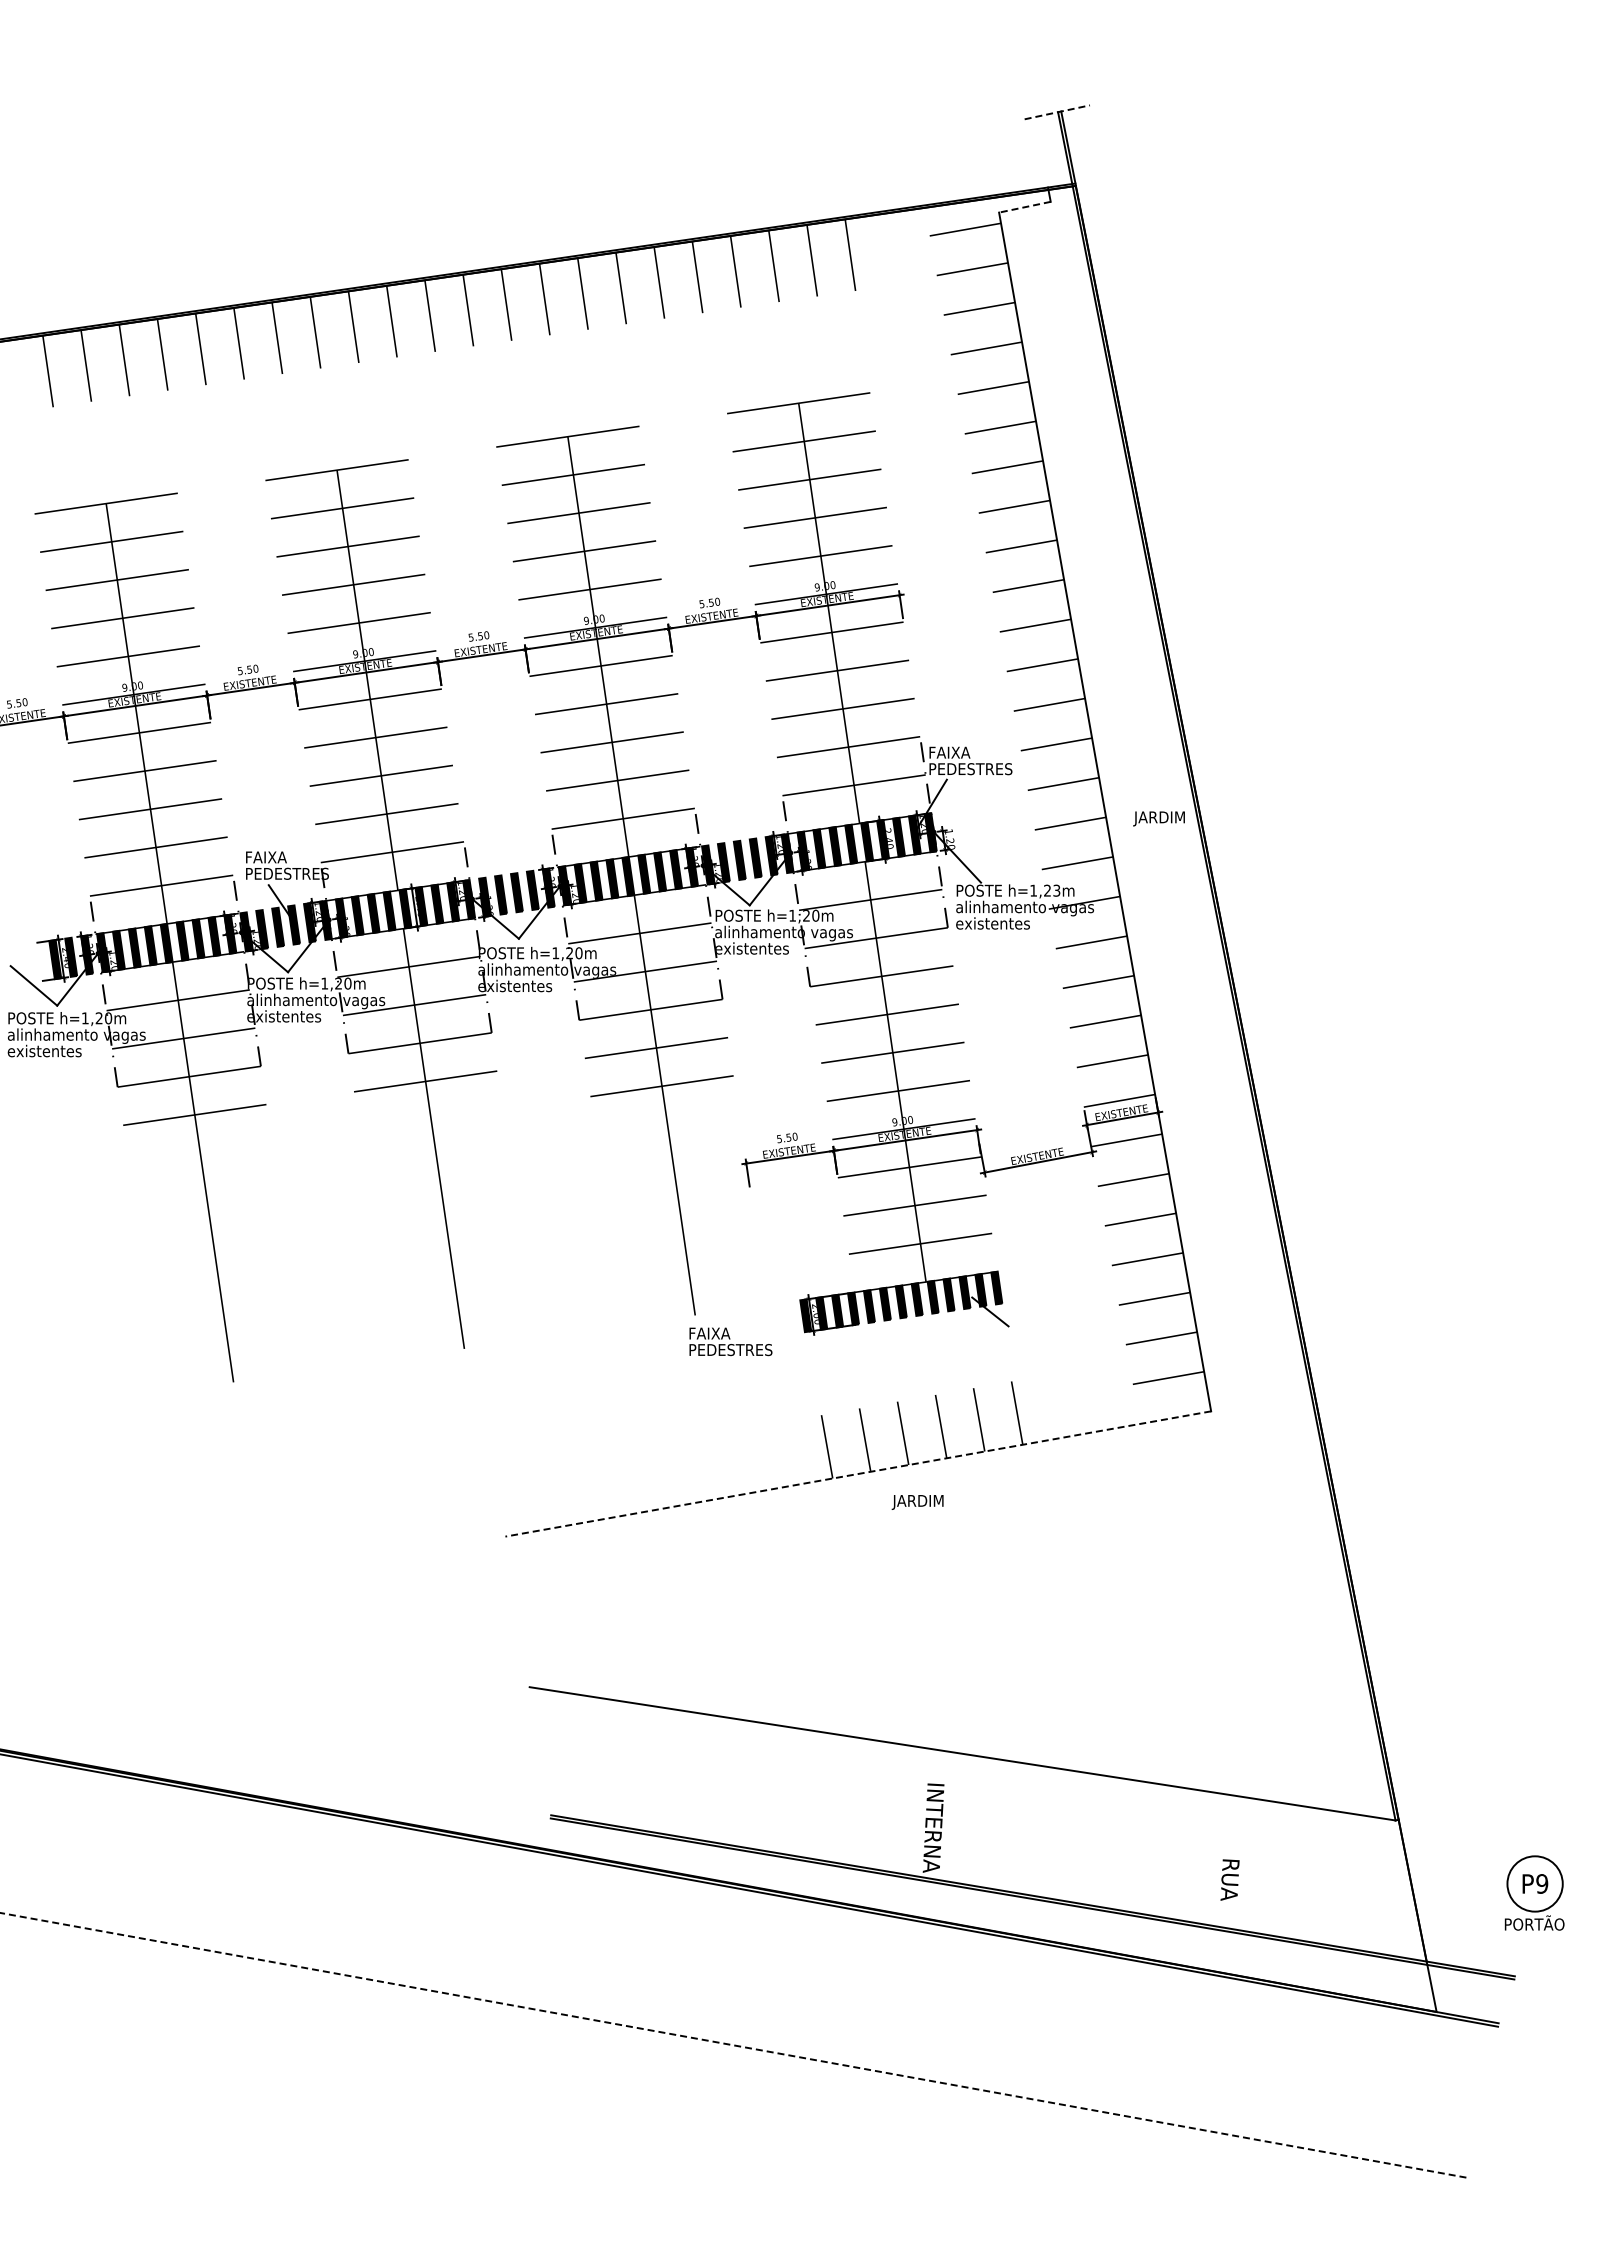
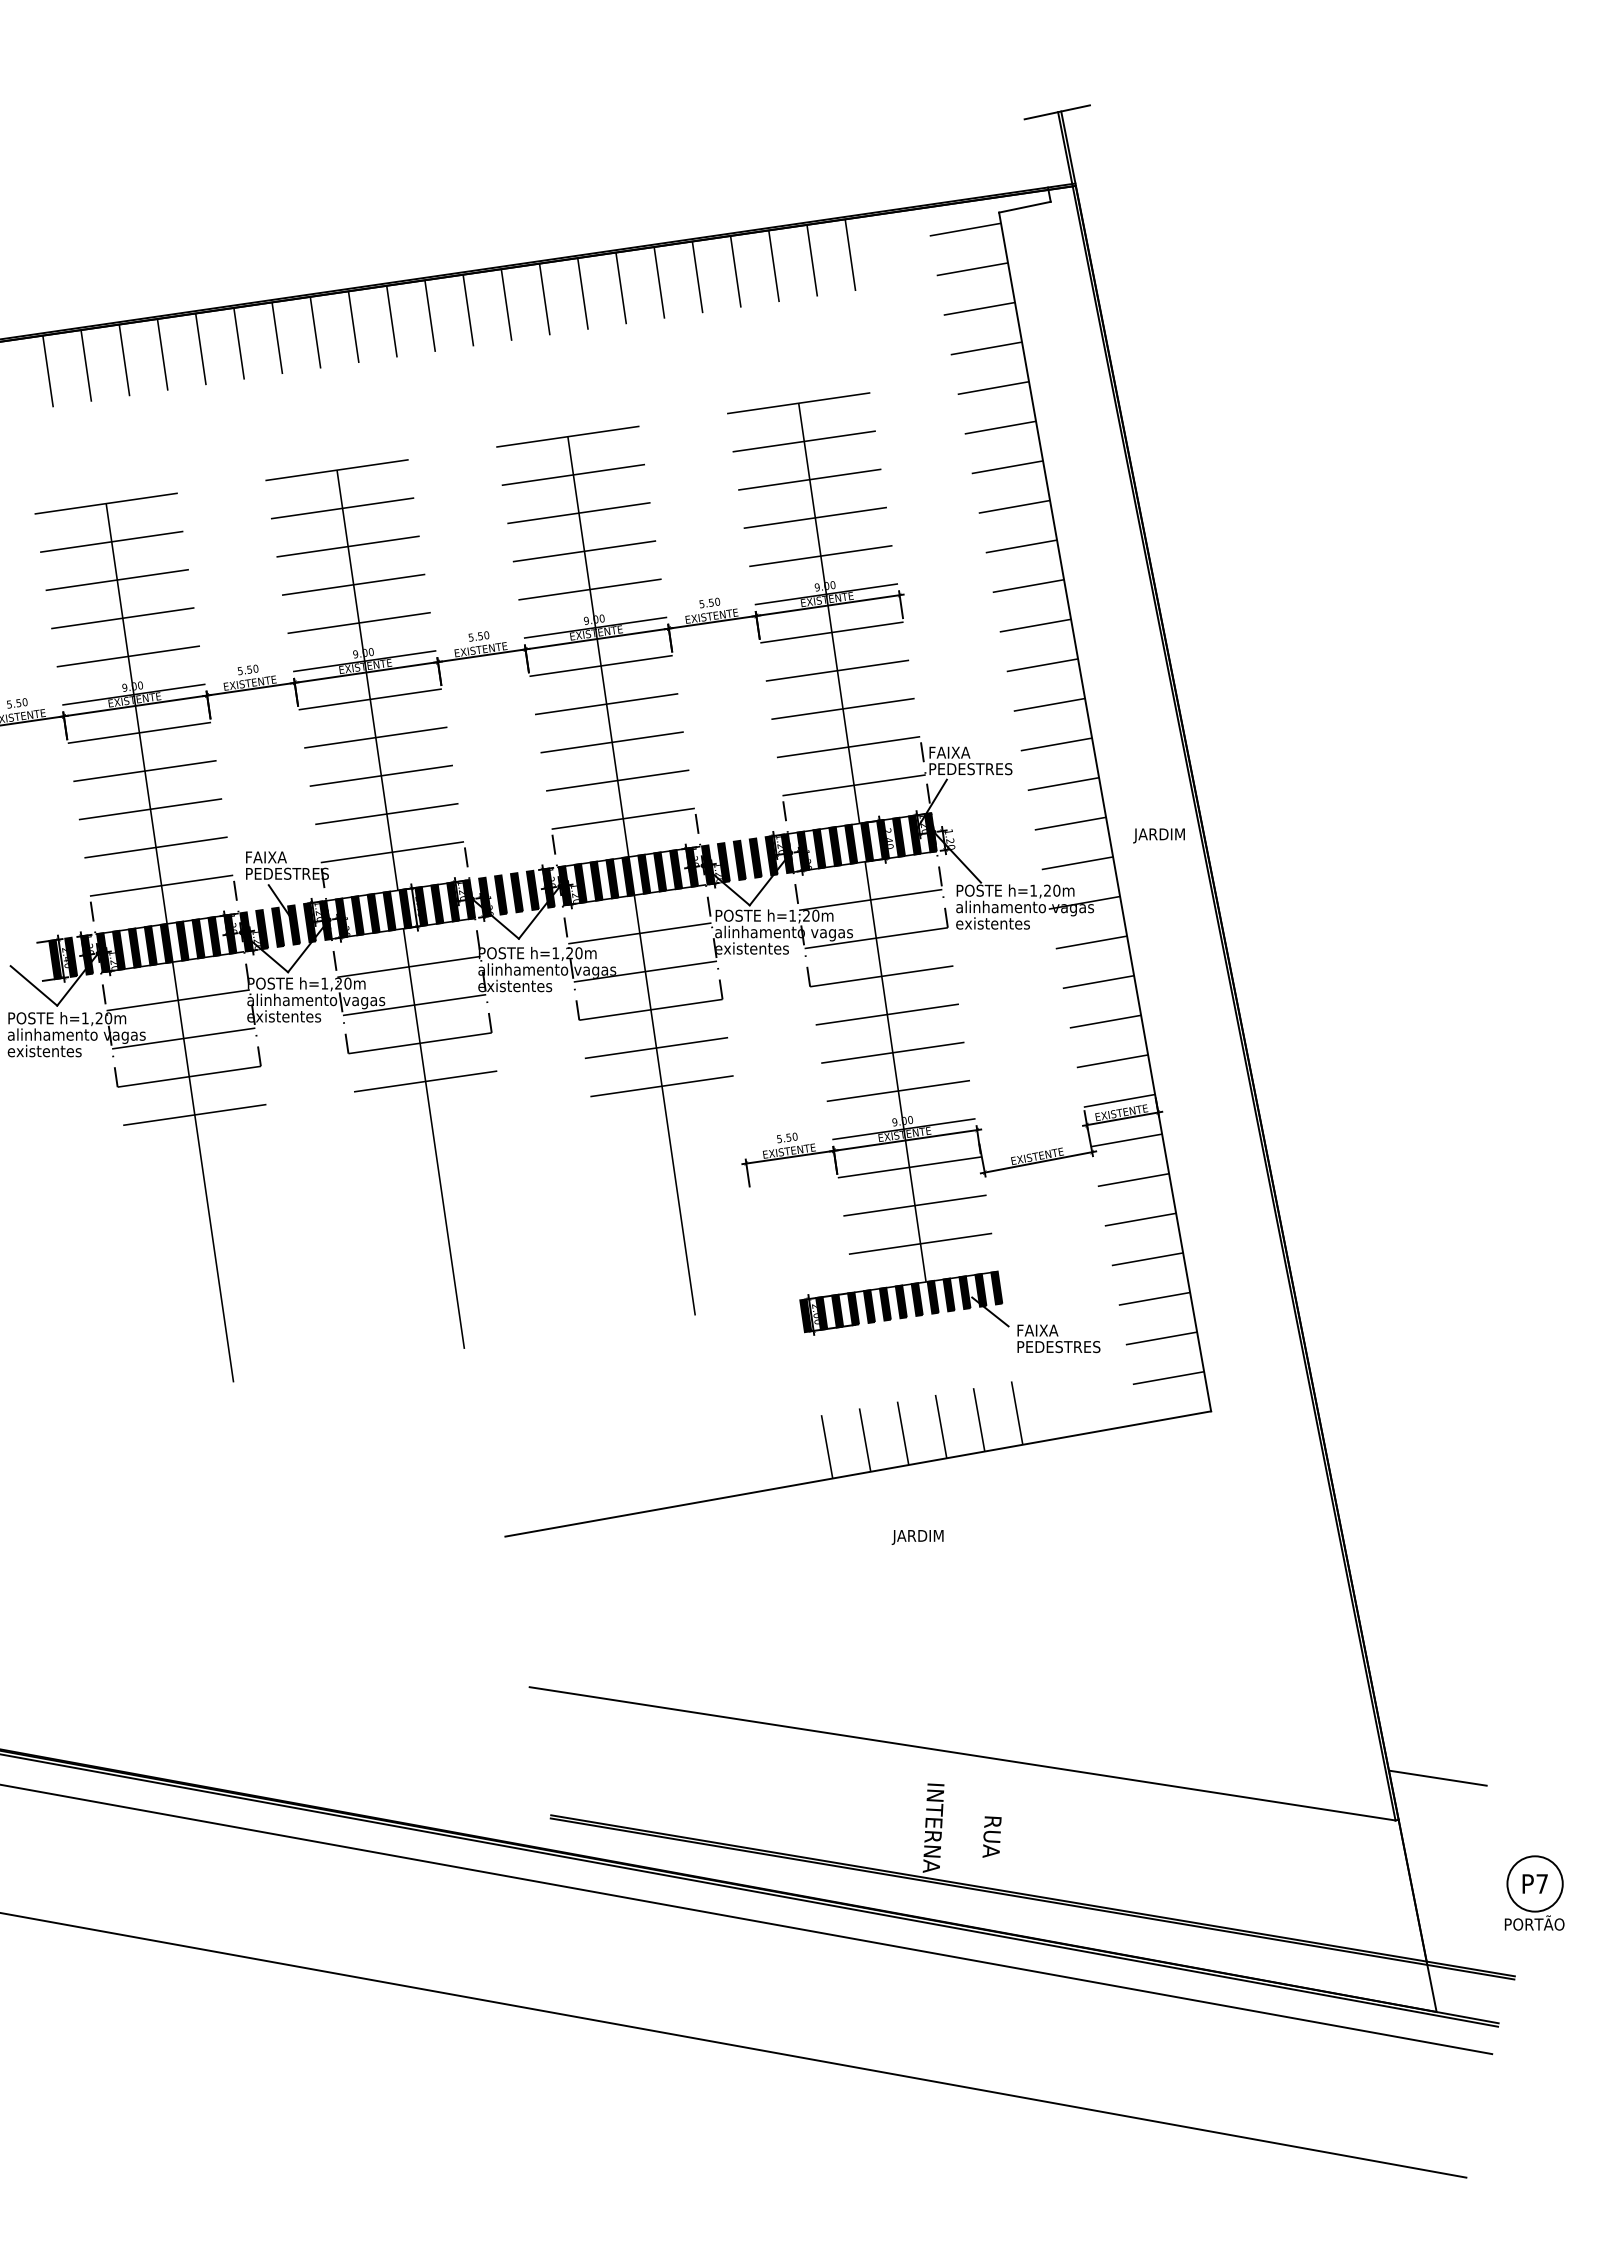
line: dashed -> solid (1057, 112)
line: dashed -> solid (1024, 207)
text position: (1158, 818) -> (1158, 835) (1158, 835)
text: h=1,23m -> h=1,20m (1056, 890)
text position: (730, 1341) -> (1058, 1338) (1058, 1338)
line: dashed -> solid (857, 1474)
text position: (917, 1502) -> (917, 1537) (917, 1537)
line: none -> present (1437, 1777)
text position: (1229, 1879) -> (991, 1836) (991, 1836)
text: P9 -> P7 (1542, 1883)
line: none -> present (747, 1919)
line: dashed -> solid (733, 2045)
